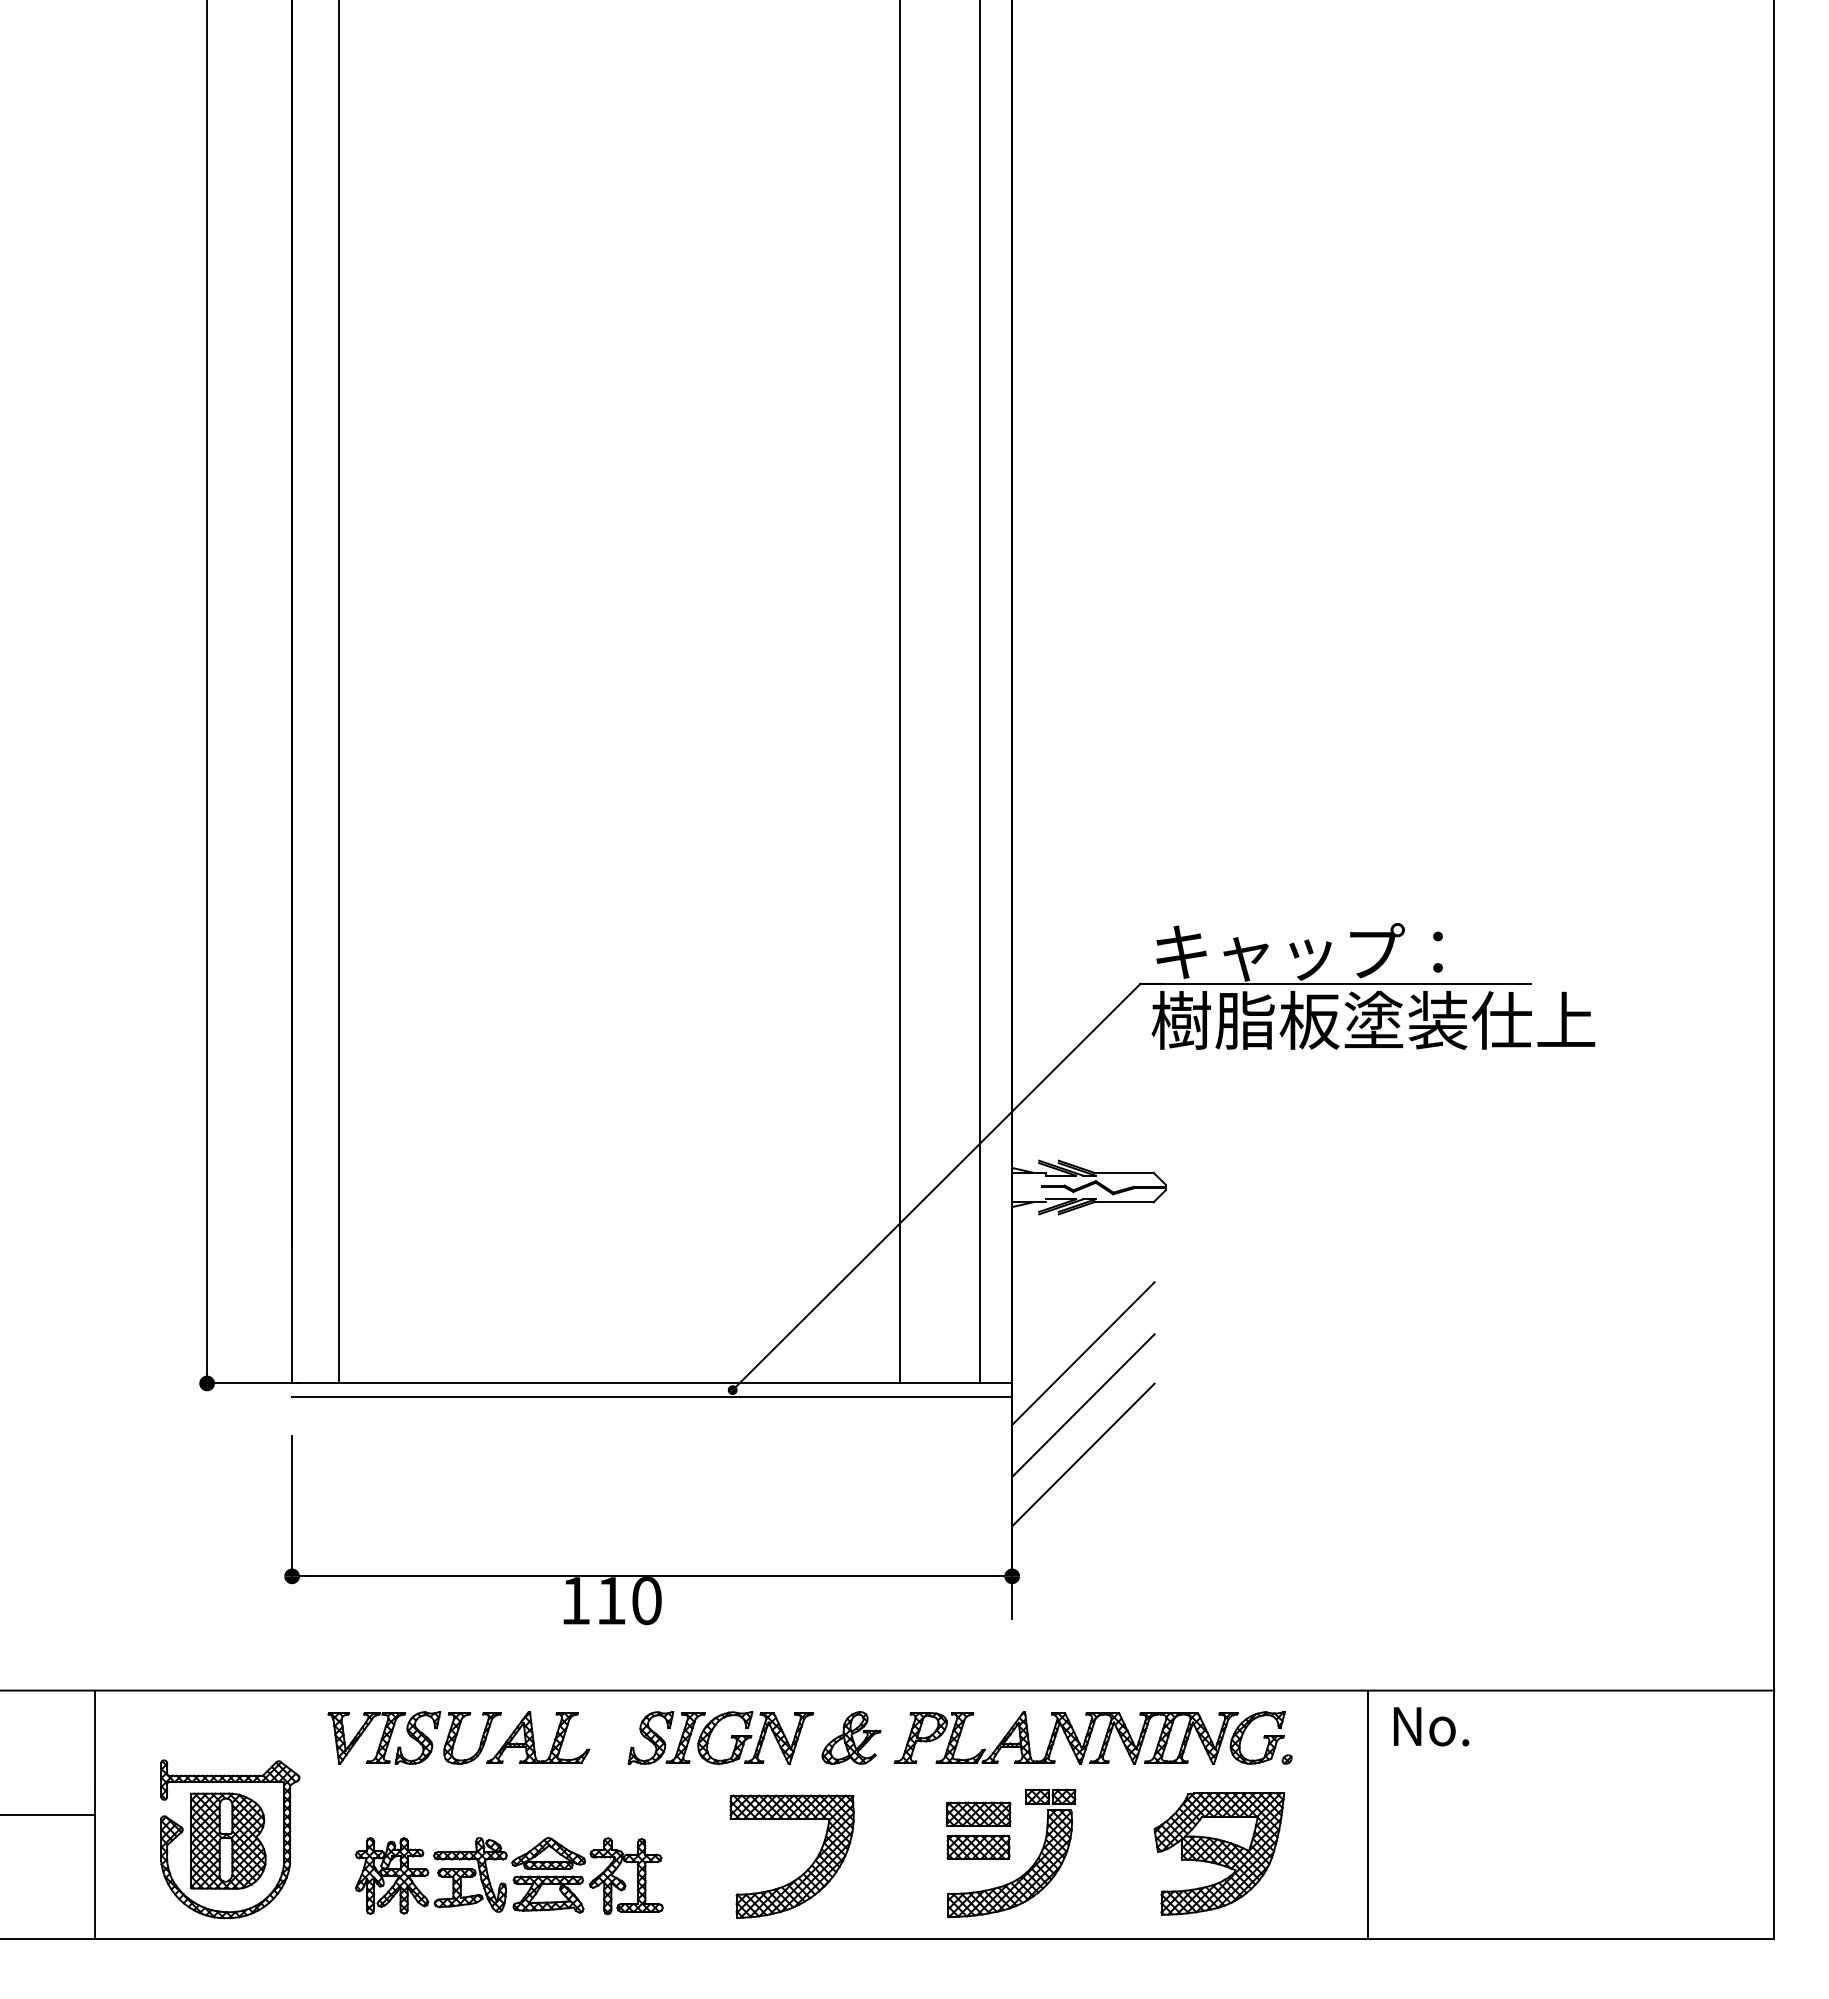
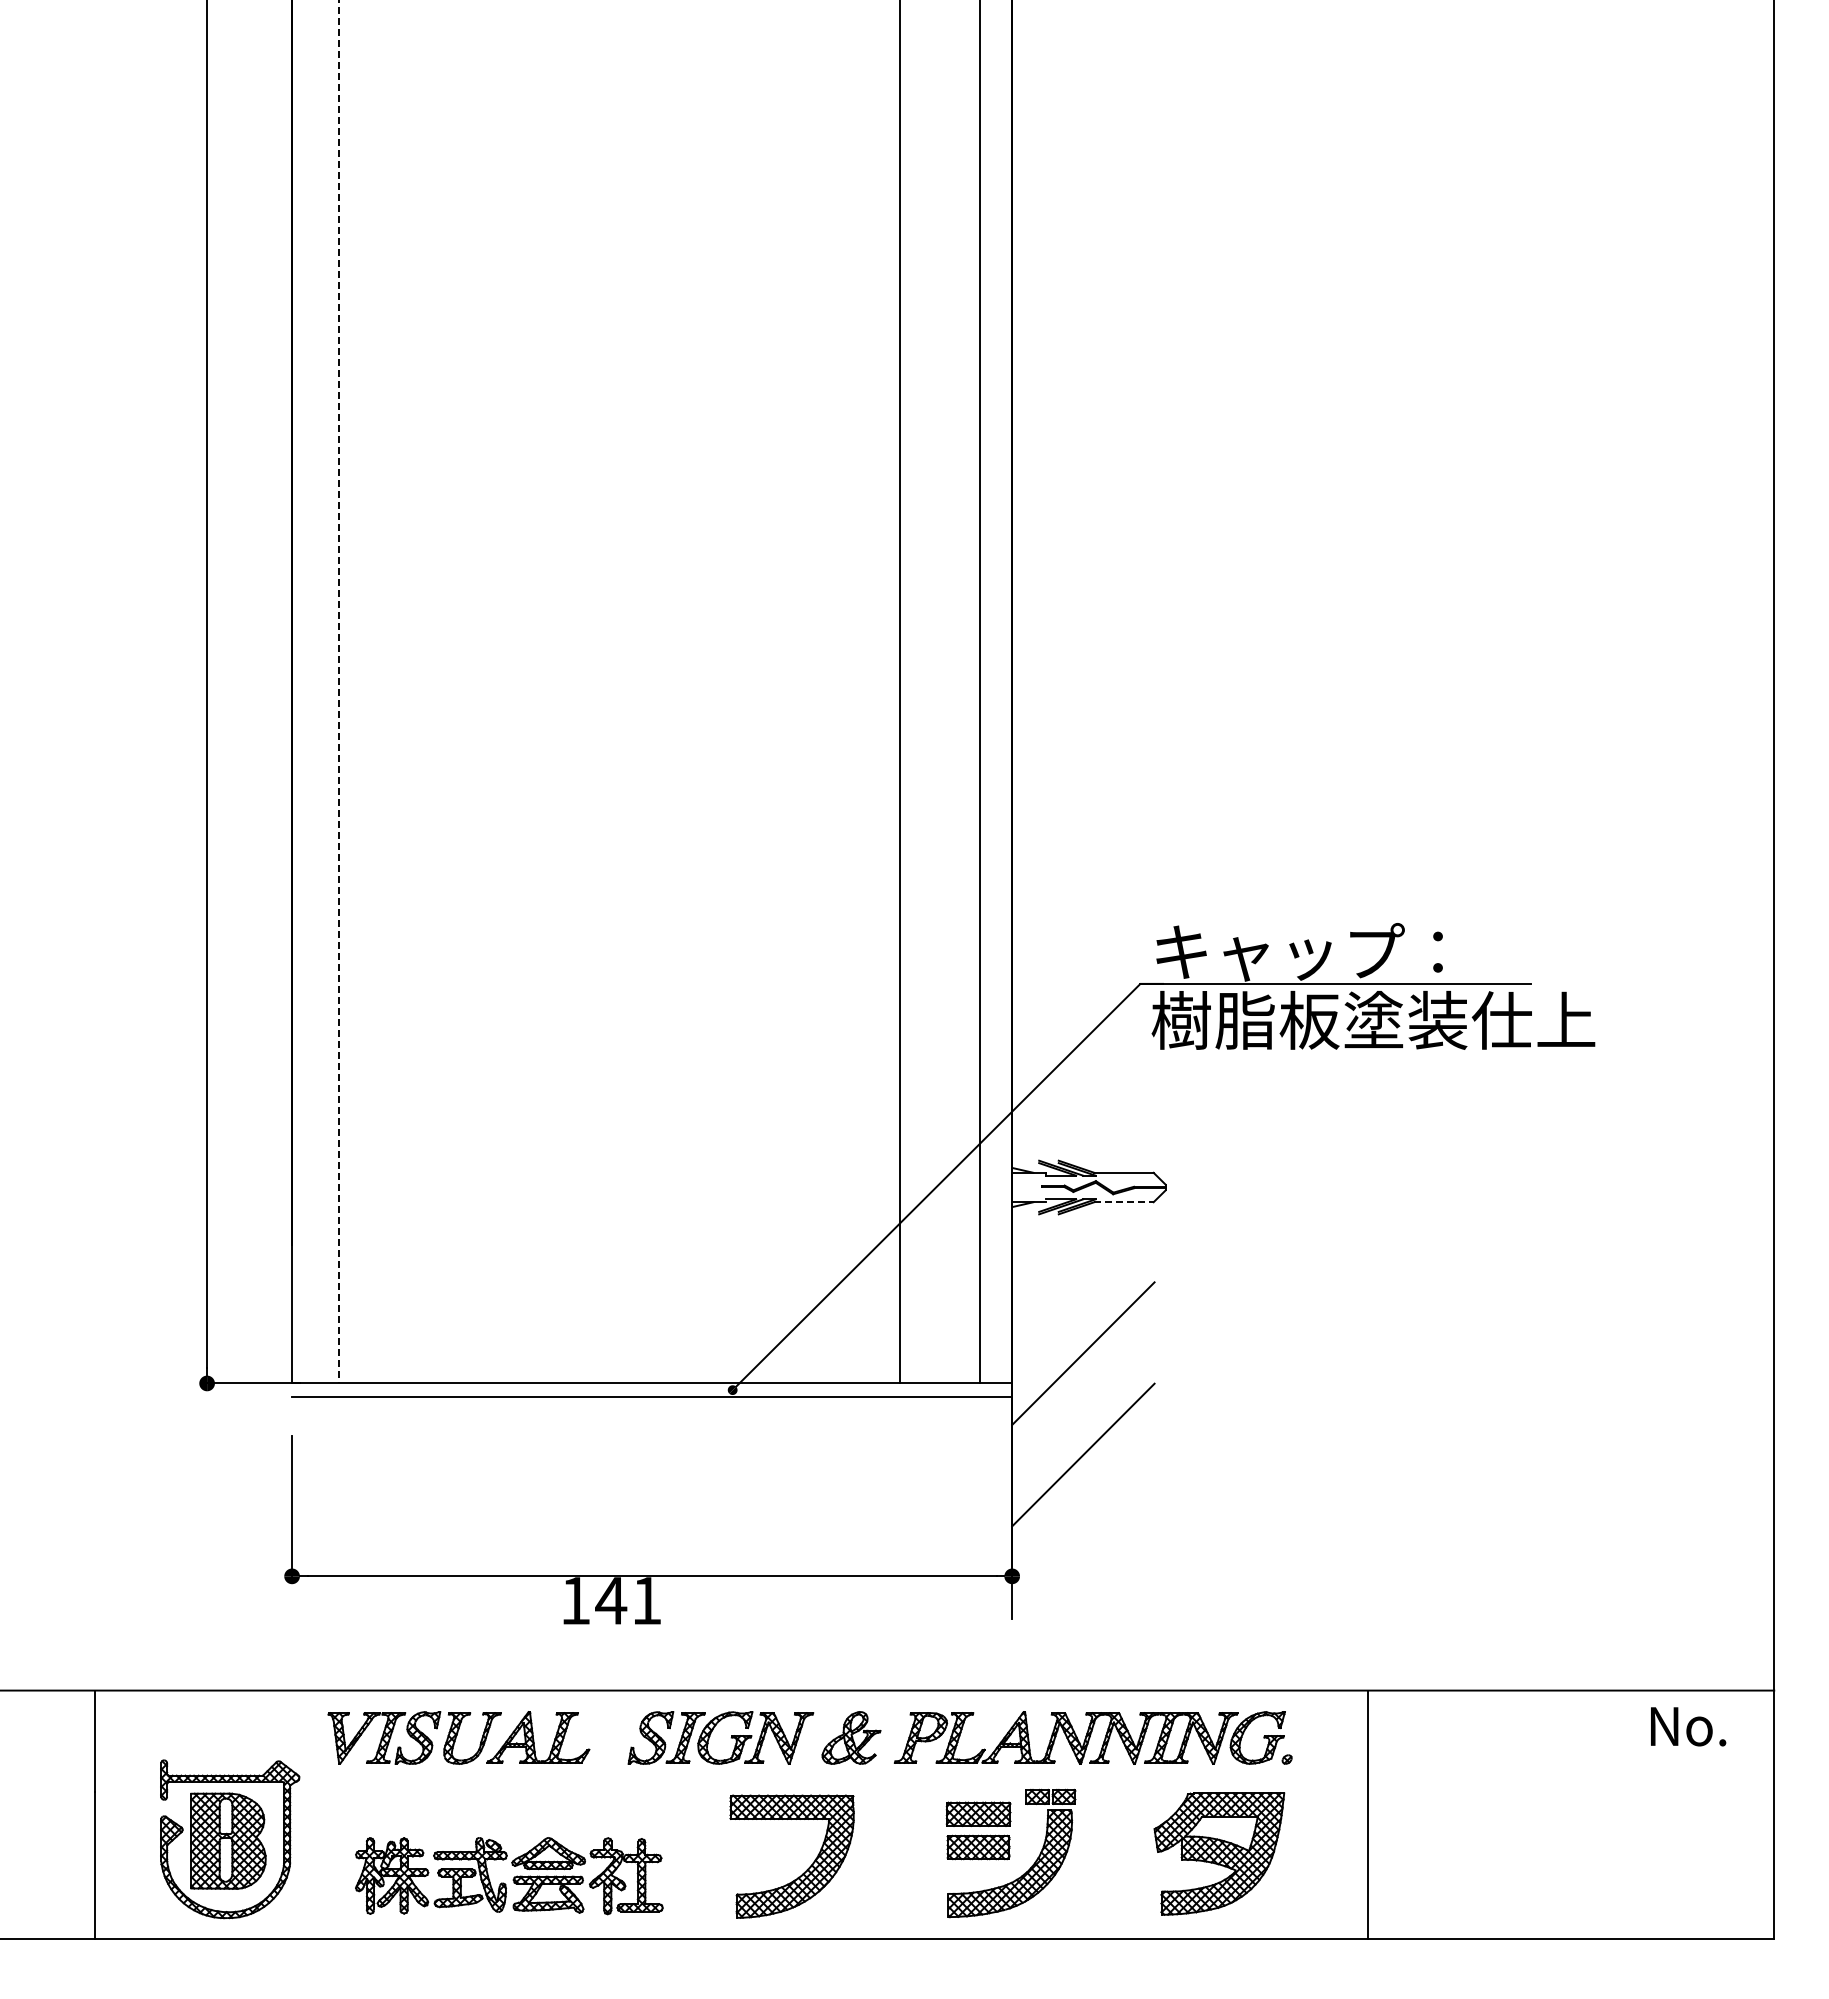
line: solid -> dashed (338, 692)
line: solid -> dashed (1124, 1202)
line: present -> none (1083, 1405)
text: 110 -> 141 (628, 1601)
text position: (1431, 1726) -> (1688, 1726) (1688, 1726)
line: present -> none (48, 1814)
